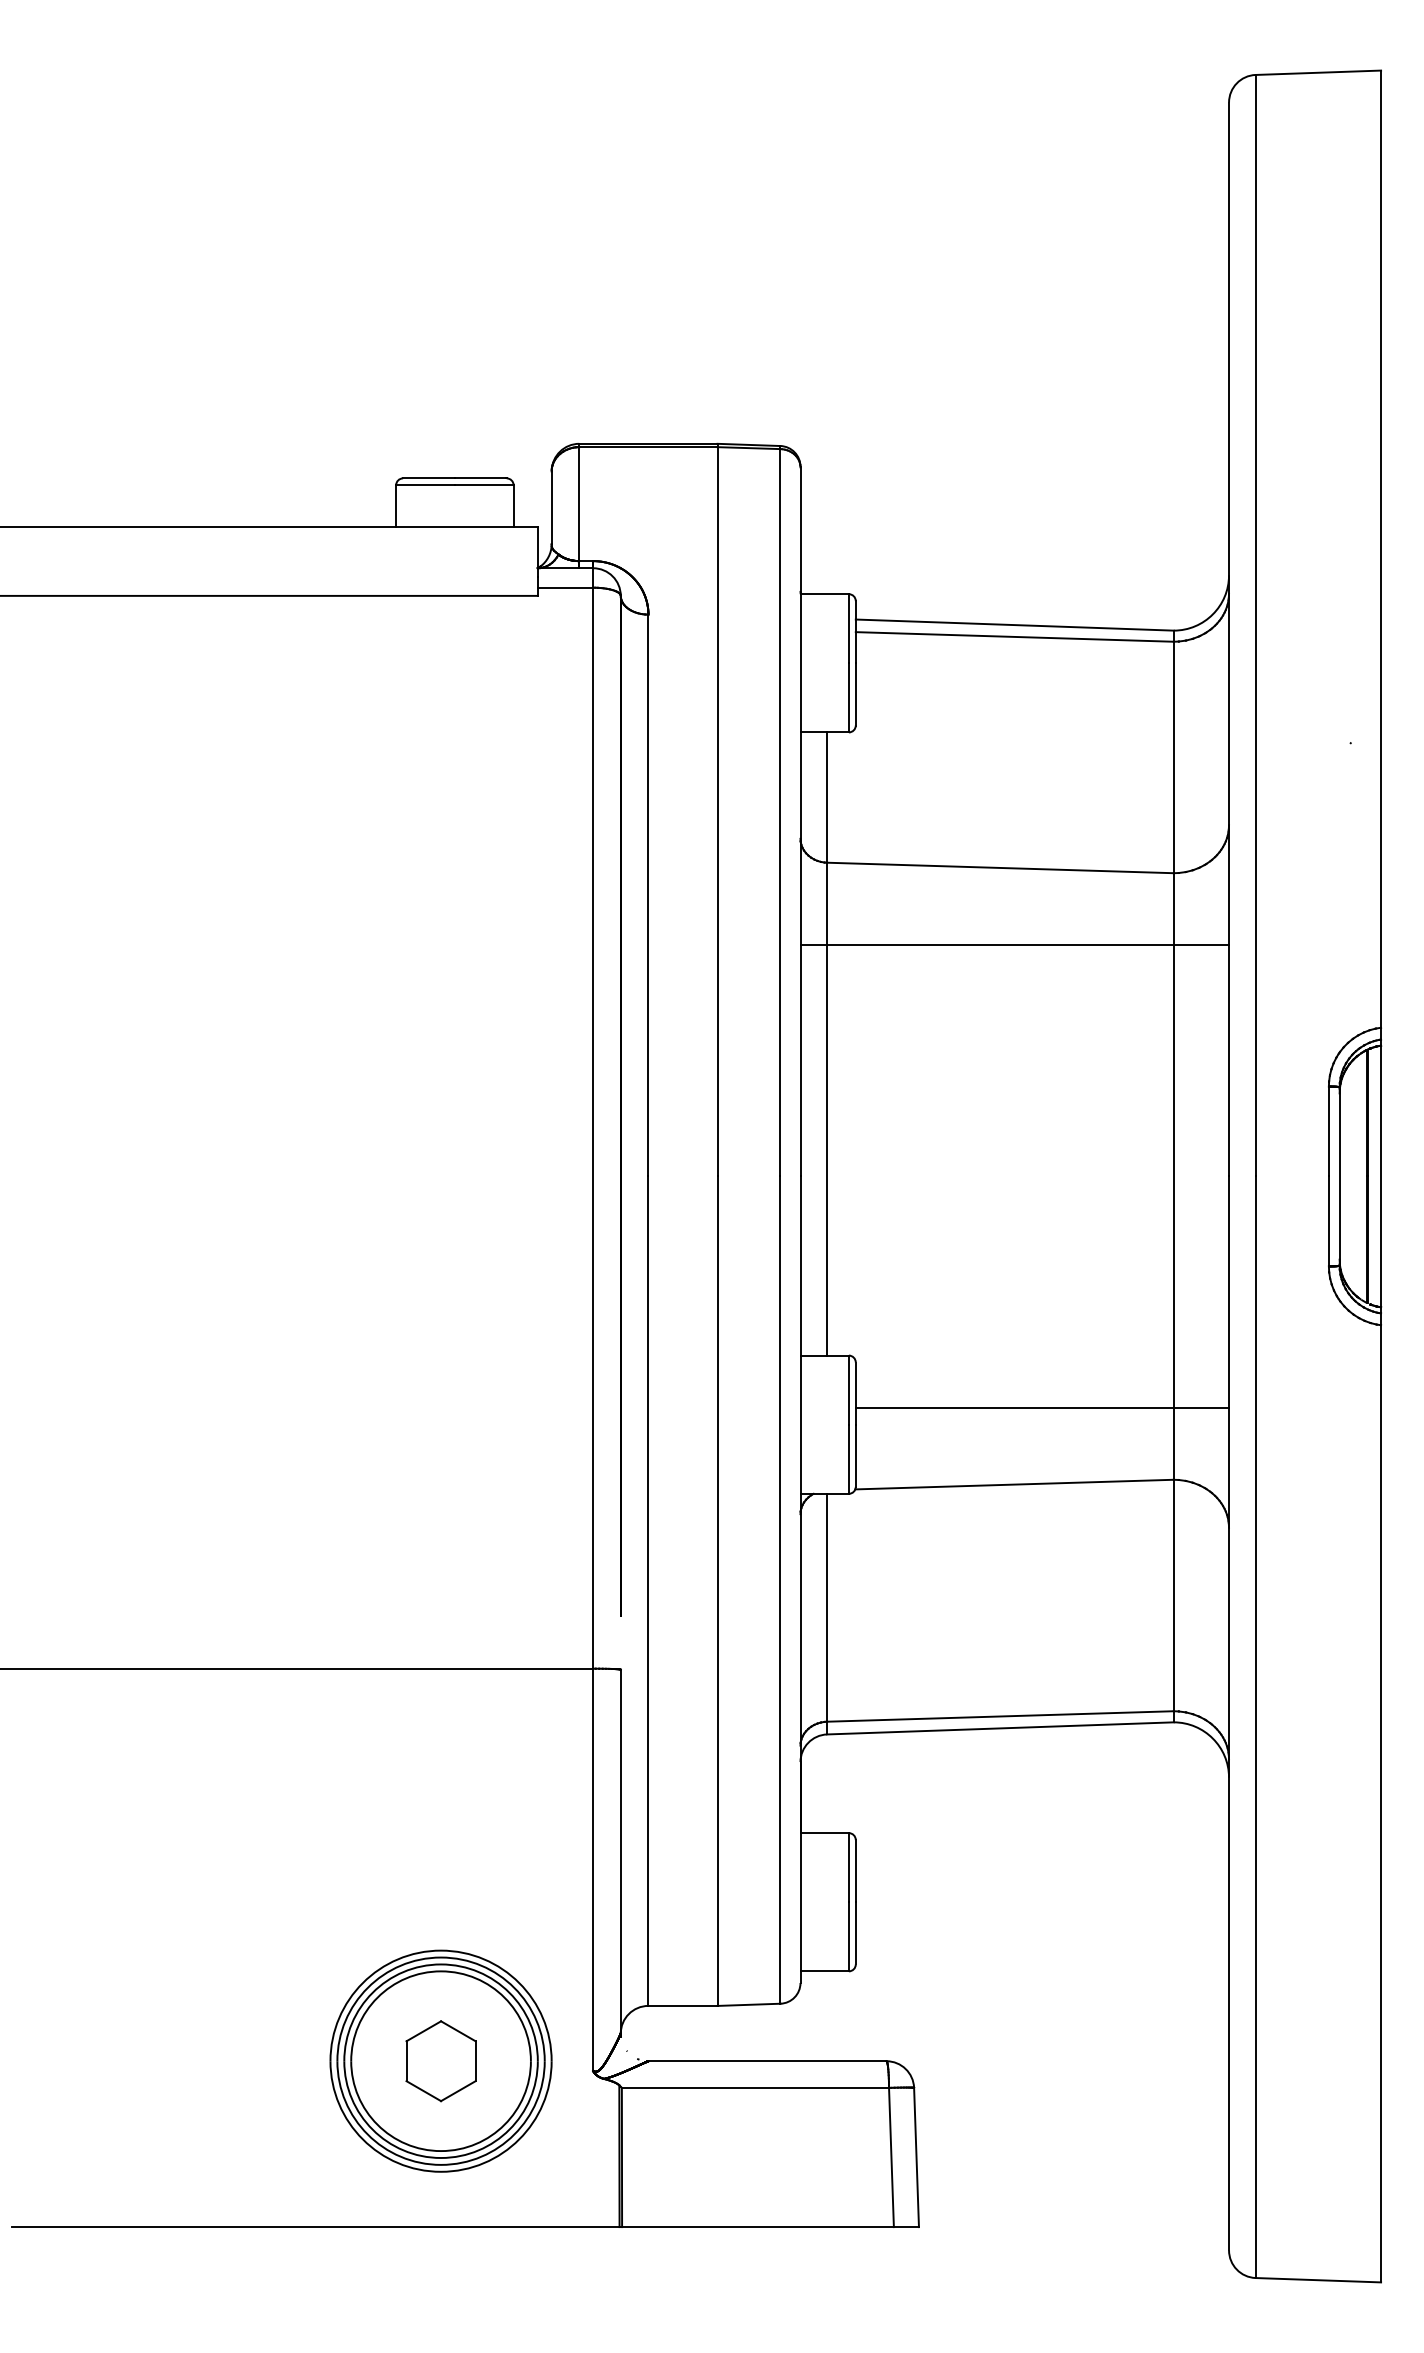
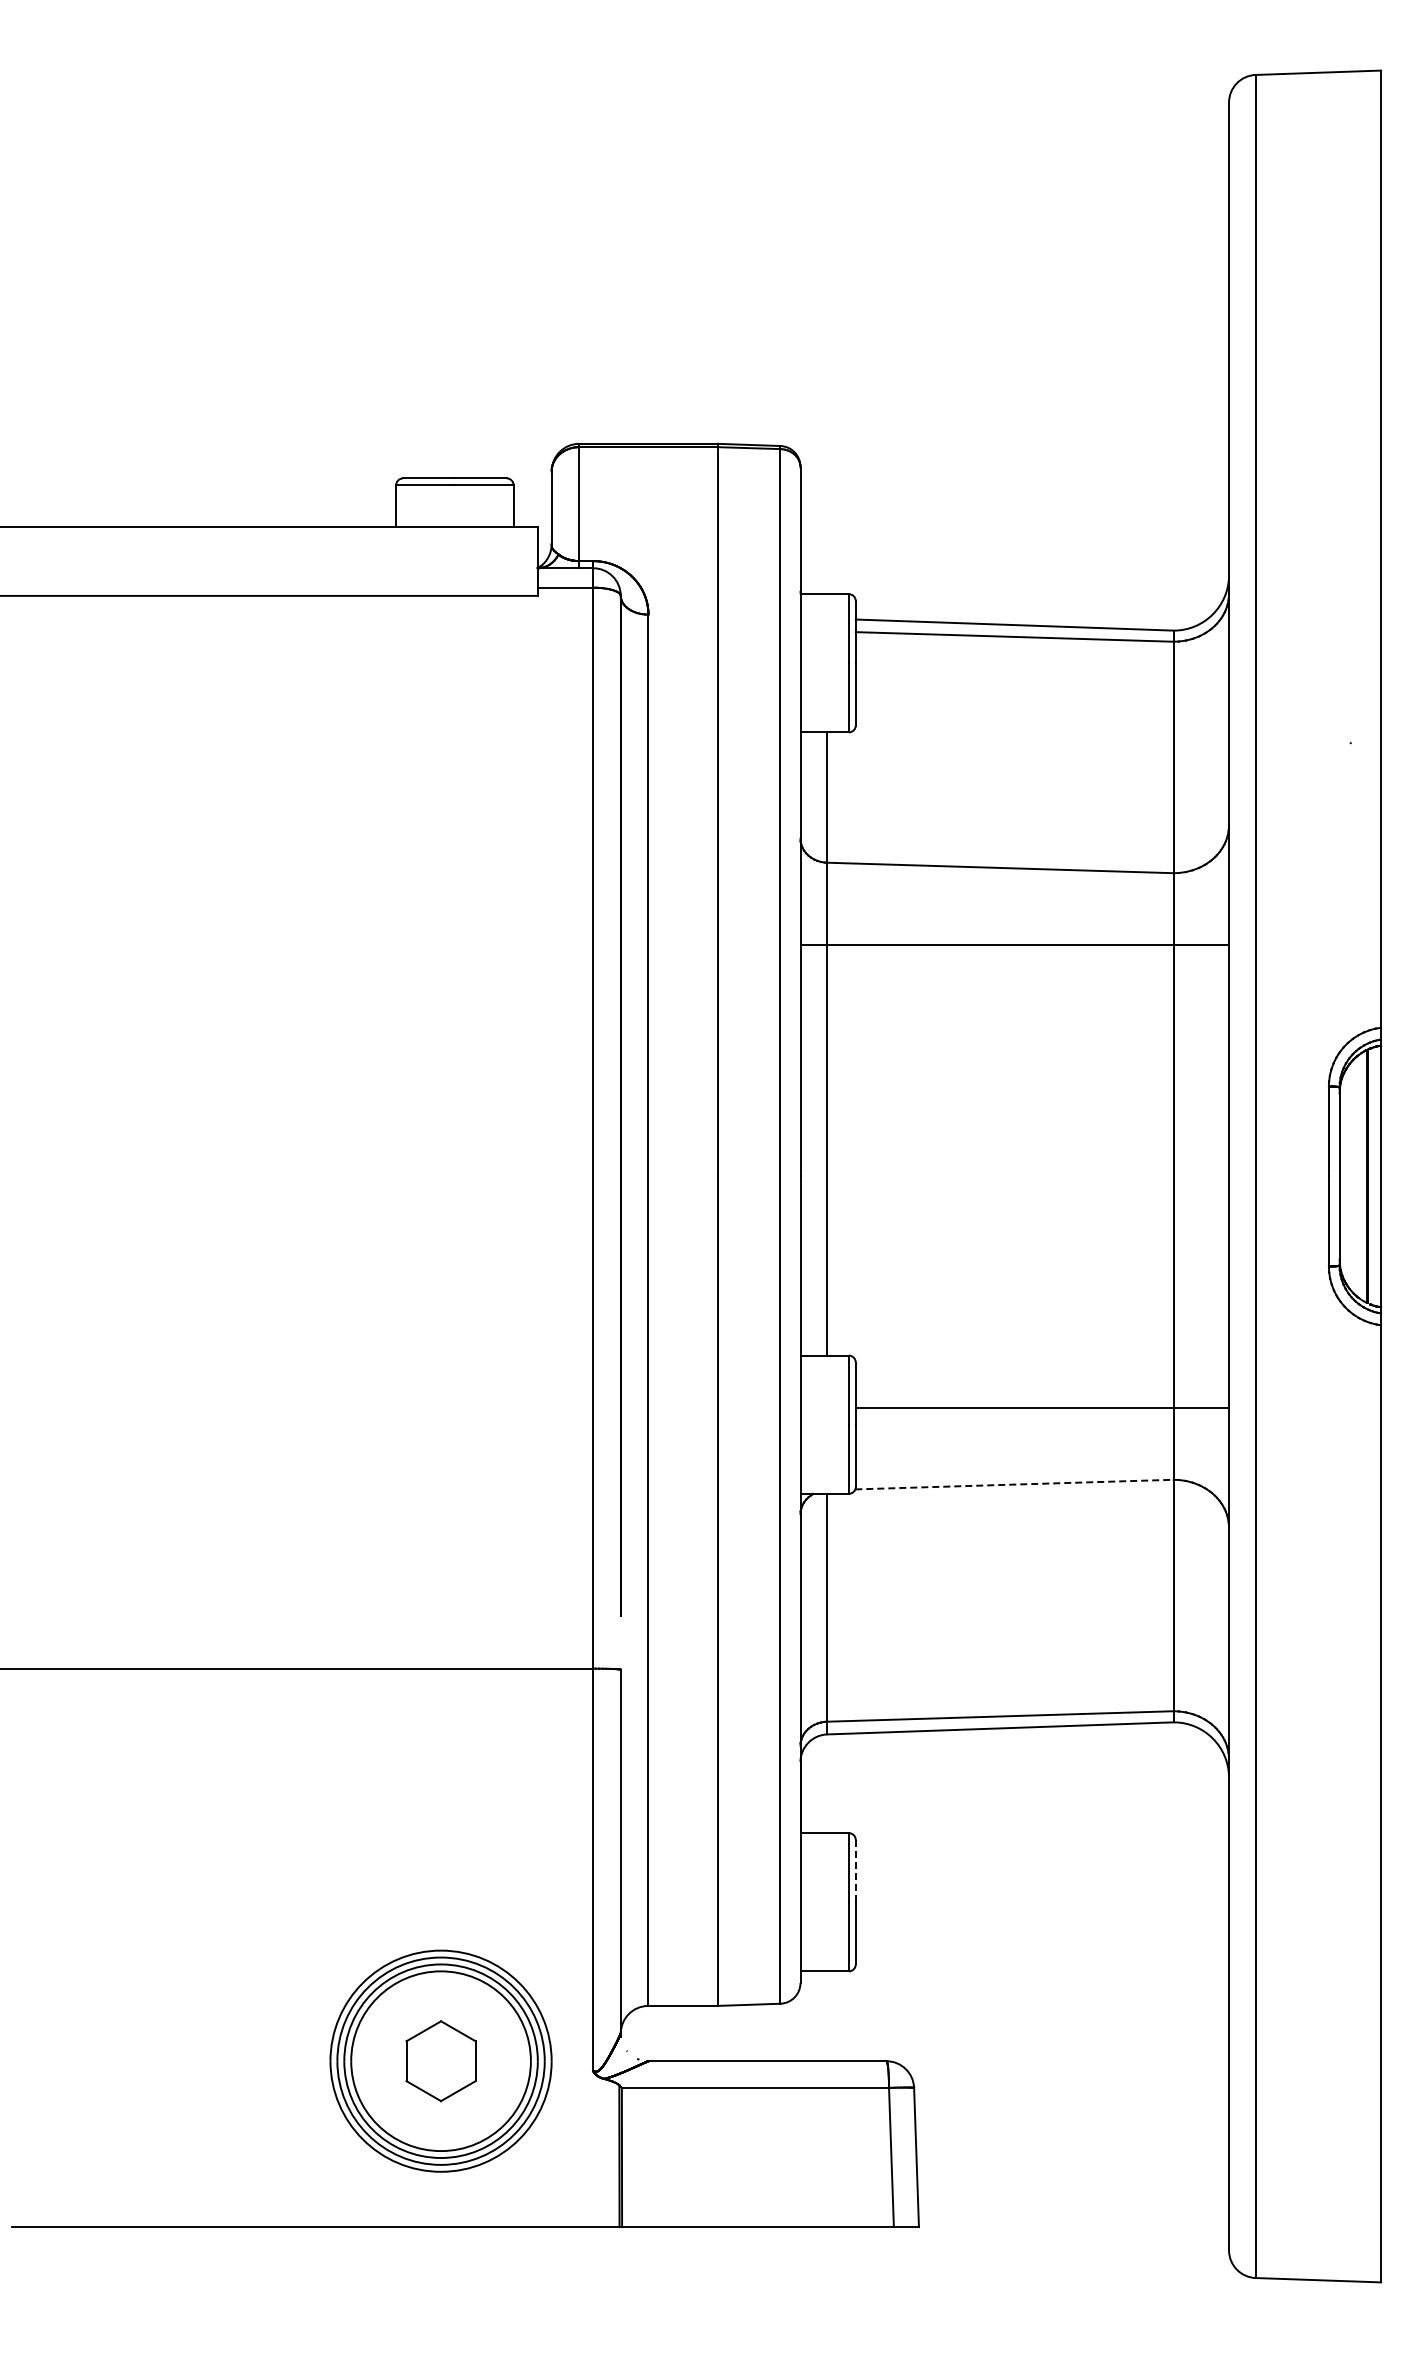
line: solid -> dashed (1015, 1484)
line: solid -> dashed (855, 1870)
